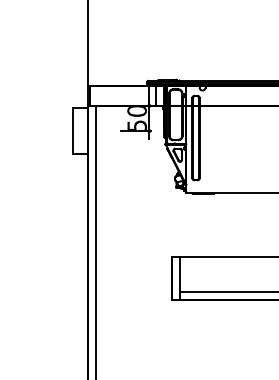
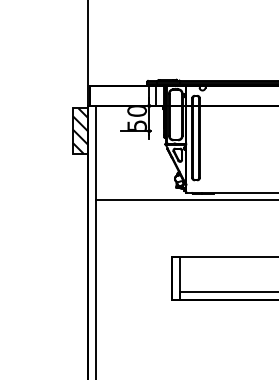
hatch: none -> present (80, 130)
line: none -> present (185, 199)
